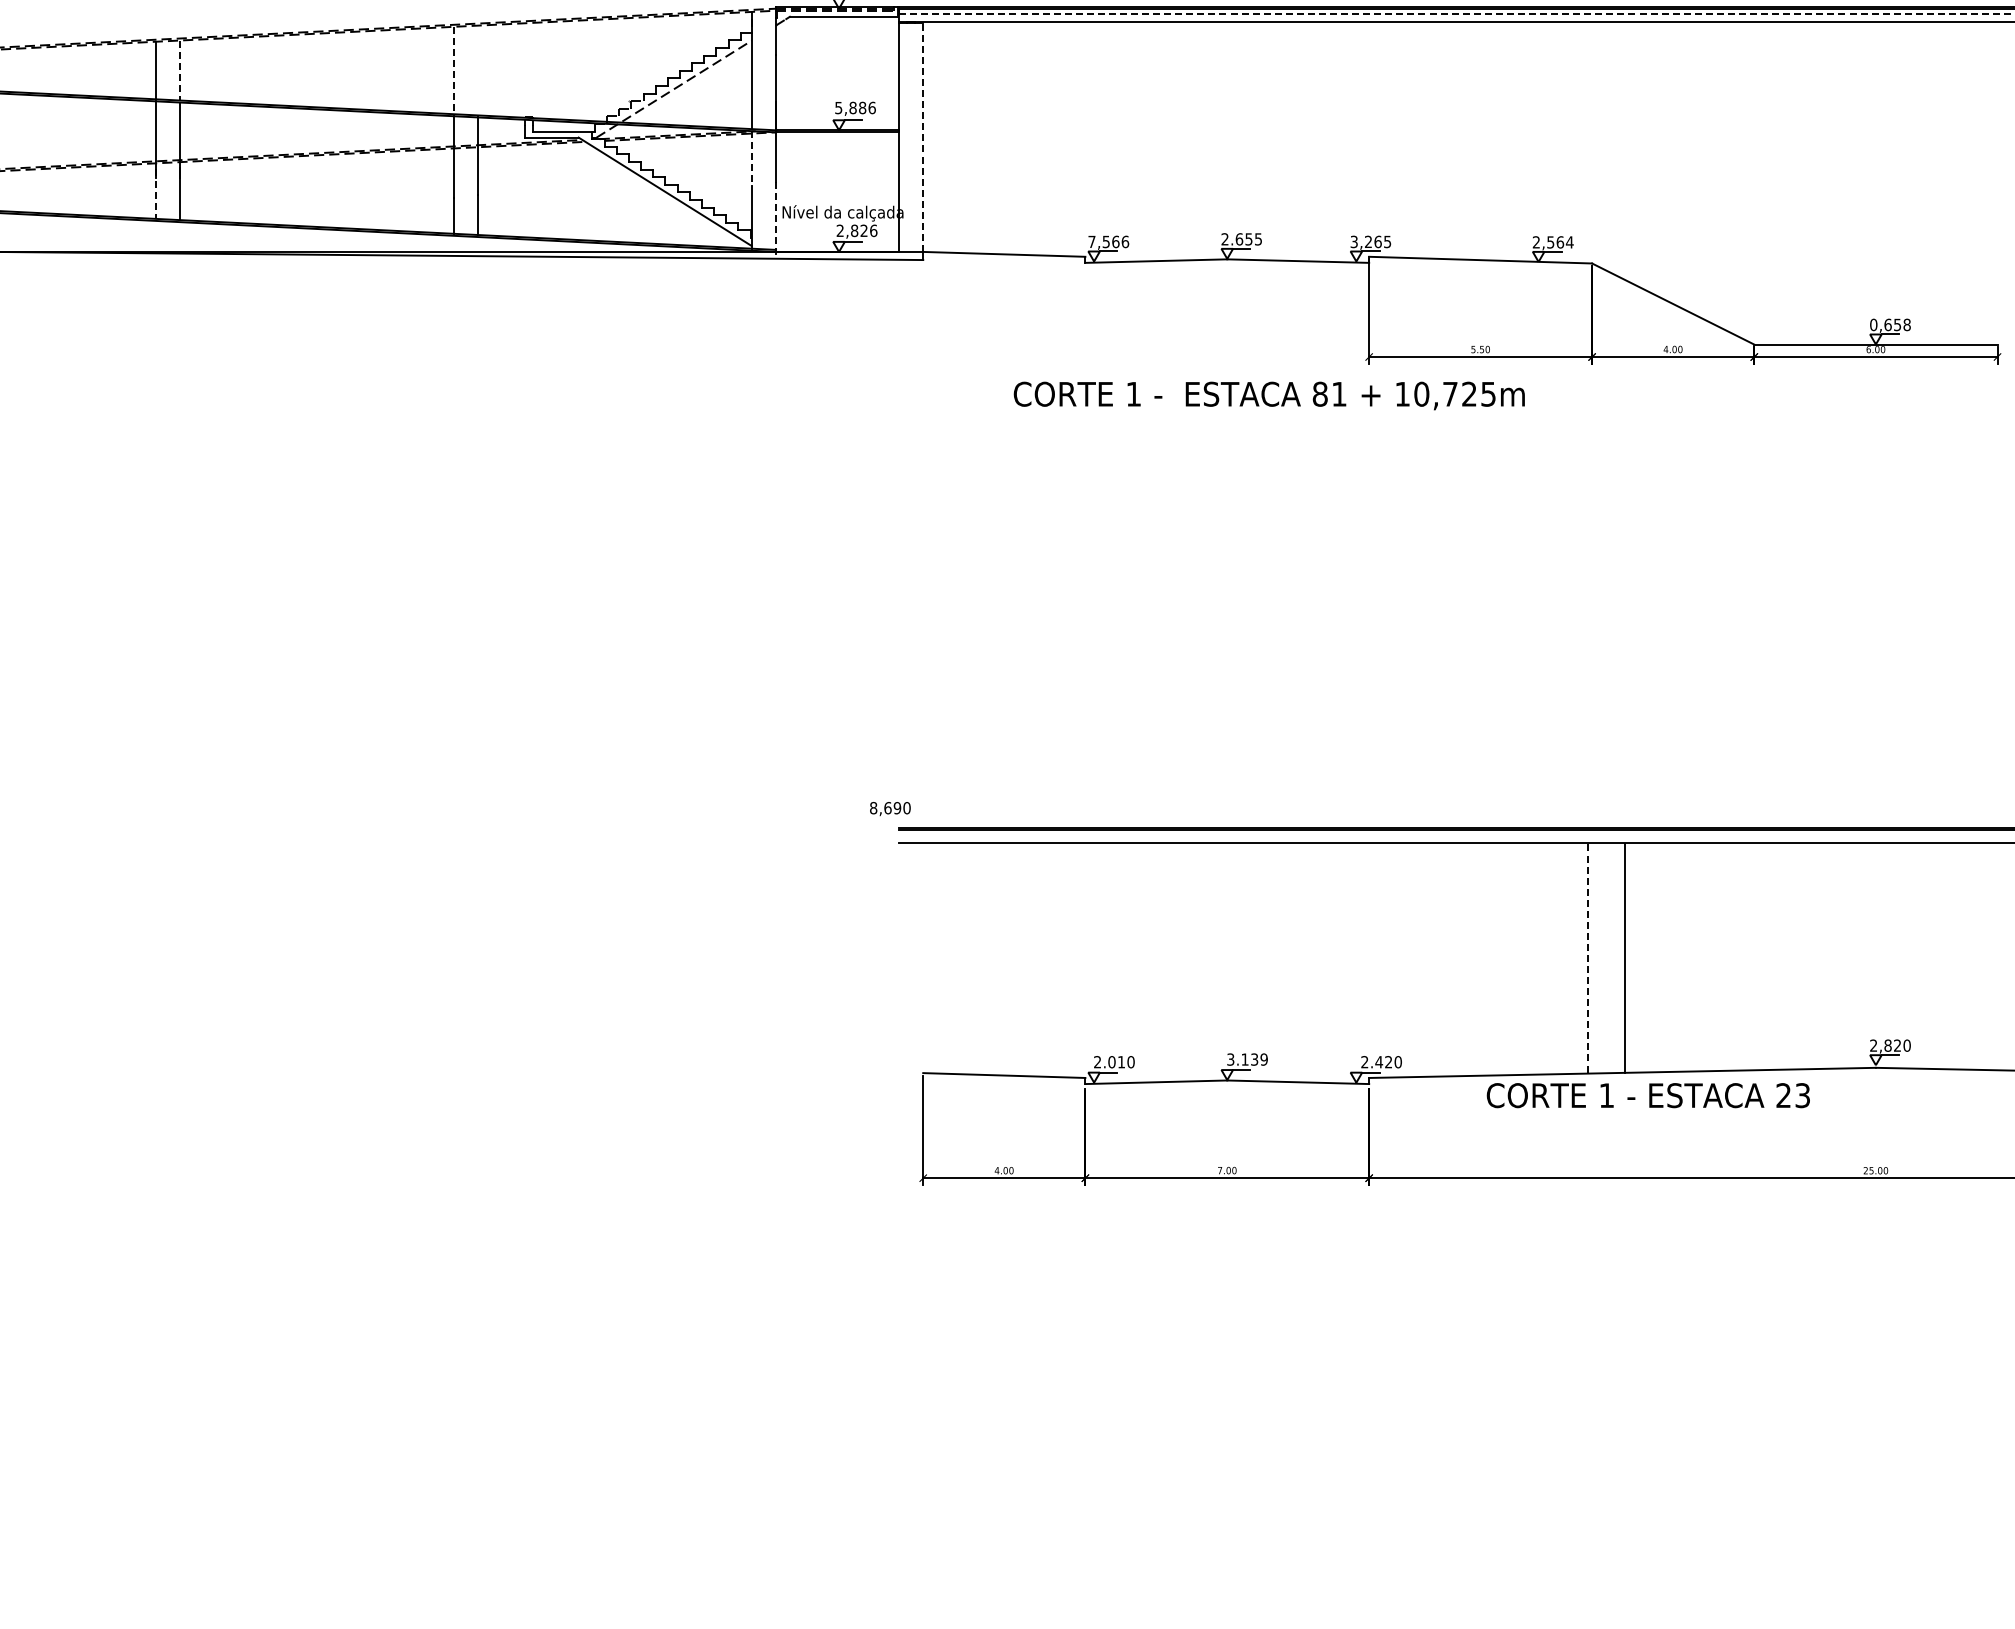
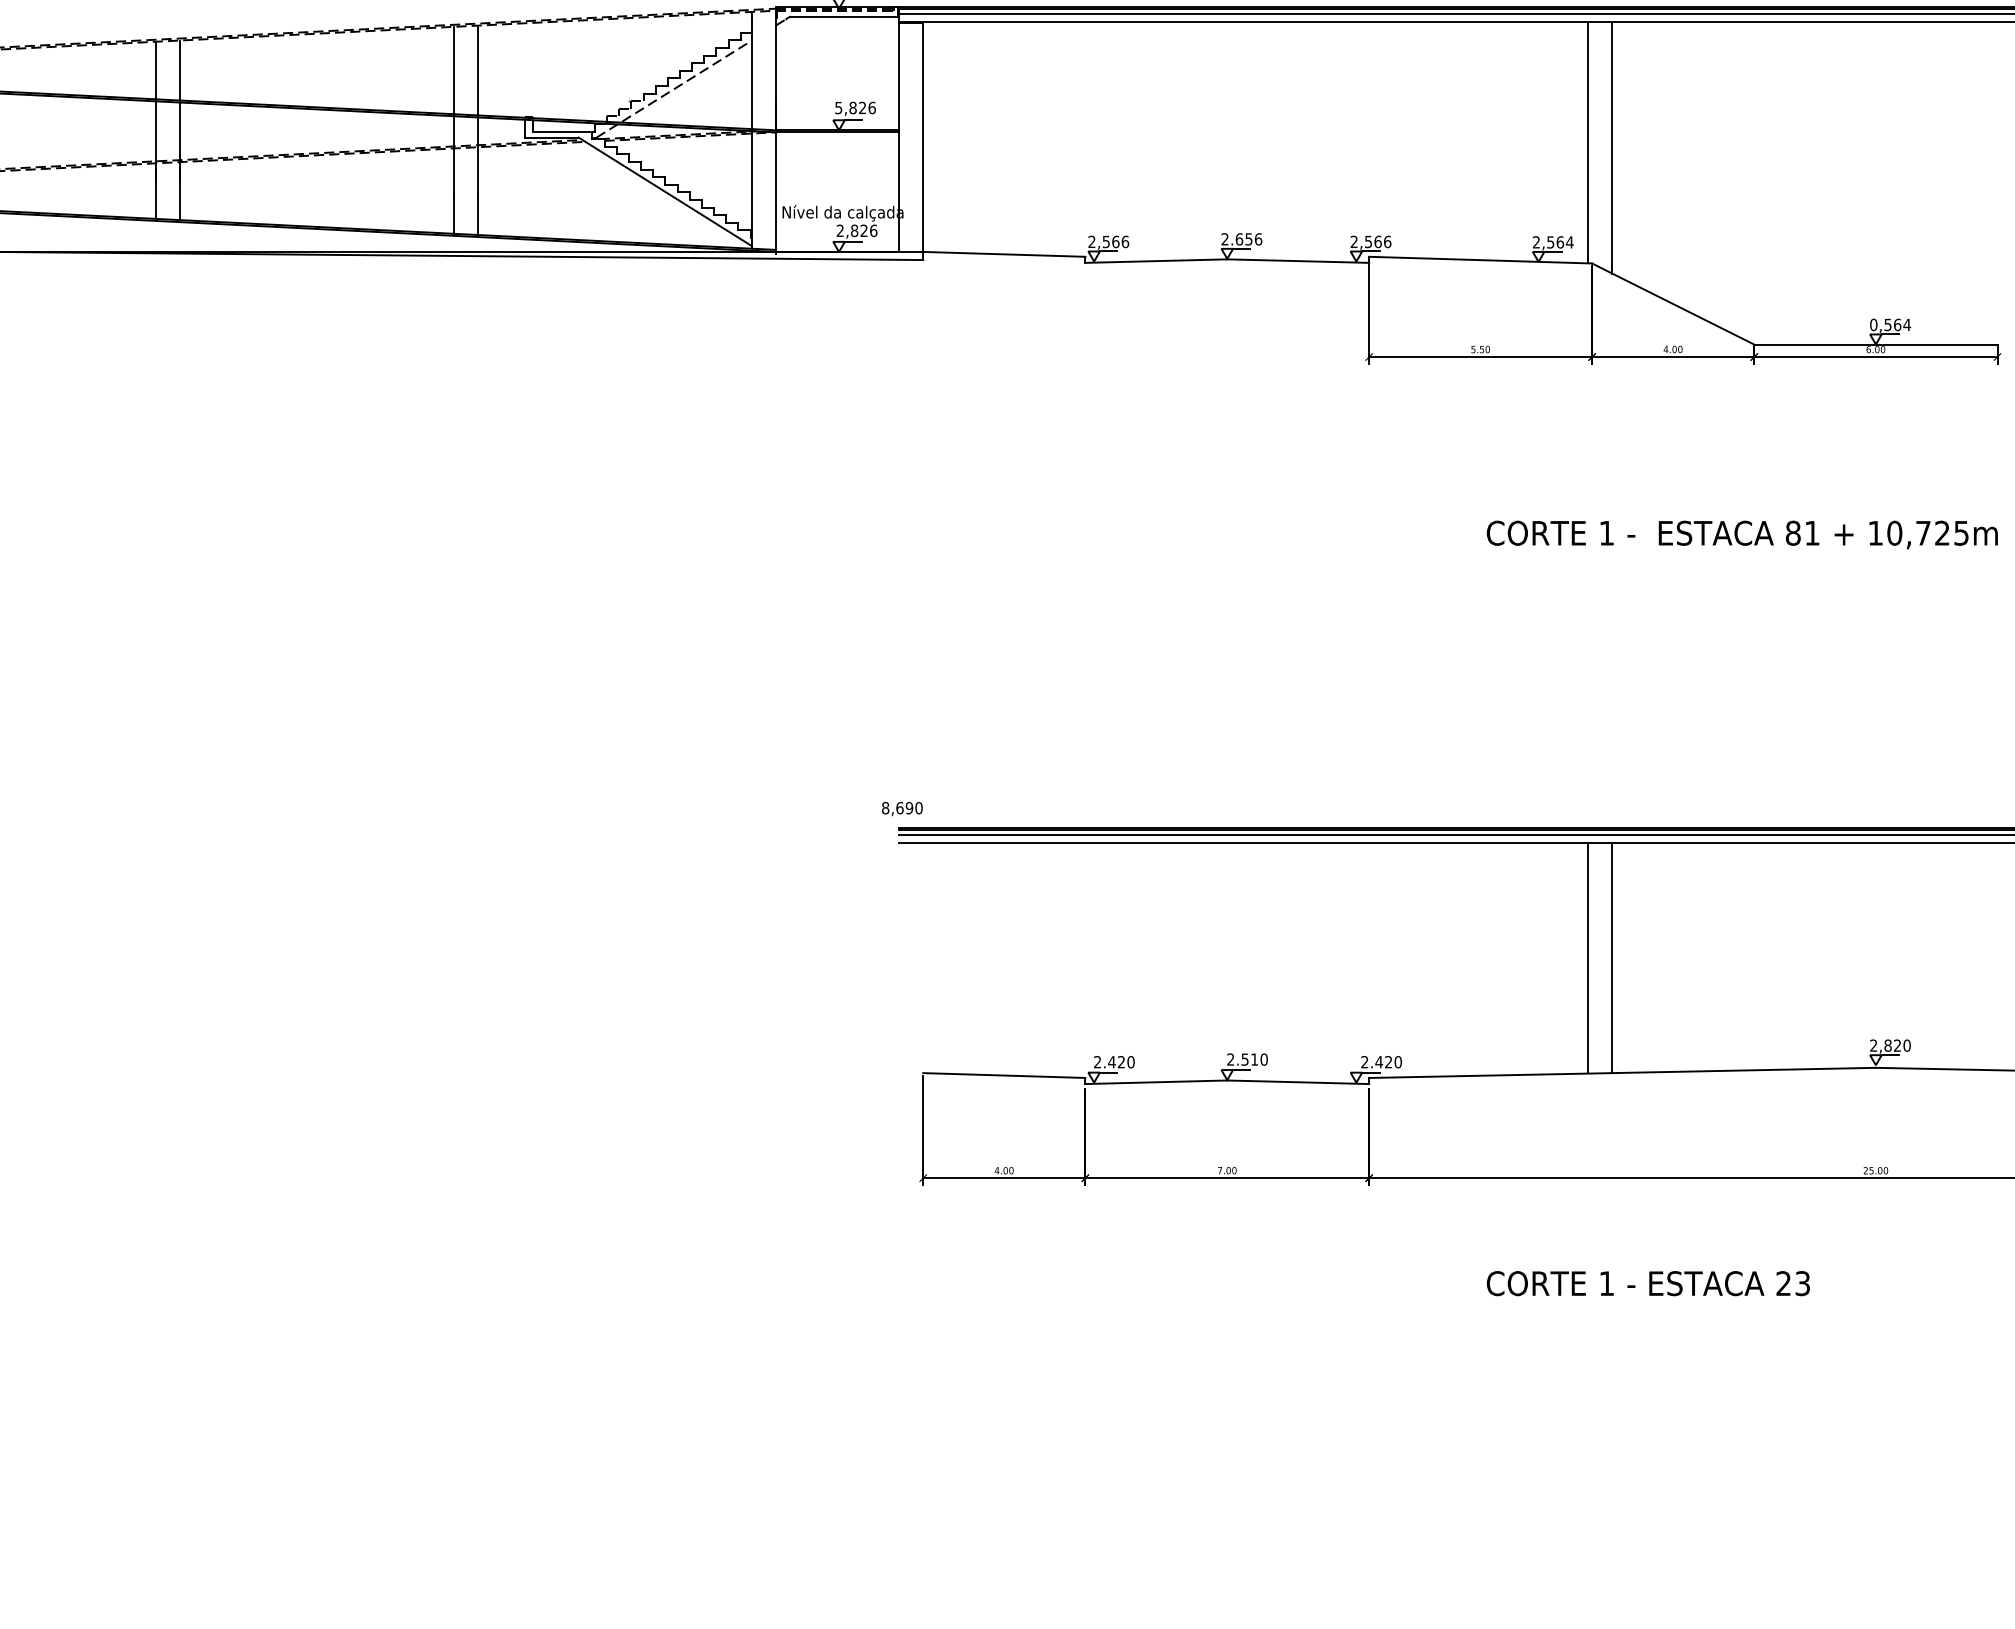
line: dashed -> solid (1456, 13)
line: dashed -> solid (180, 70)
line: dashed -> solid (453, 70)
line: none -> present (478, 70)
text: 5,886 -> 5,826 (862, 107)
line: dashed -> solid (923, 137)
line: none -> present (1588, 143)
line: none -> present (1612, 148)
line: dashed -> solid (751, 158)
line: dashed -> solid (155, 194)
line: dashed -> solid (776, 216)
text: 2.655 -> 2.656 (1258, 239)
text: 7,566 -> 2,566 (1091, 241)
text: 3,265 -> 2,566 (1370, 241)
text: 0,658 -> 0,564 (1897, 324)
text position: (1268, 395) -> (1741, 534) (1741, 534)
text position: (890, 809) -> (902, 809) (902, 809)
line: none -> present (1454, 834)
line position: (1625, 958) -> (1612, 958) (1612, 958)
line: dashed -> solid (1588, 959)
text: 3.139 -> 2.510 (1247, 1059)
text: 2.010 -> 2.420 (1116, 1062)
text position: (1647, 1095) -> (1647, 1283) (1647, 1283)
